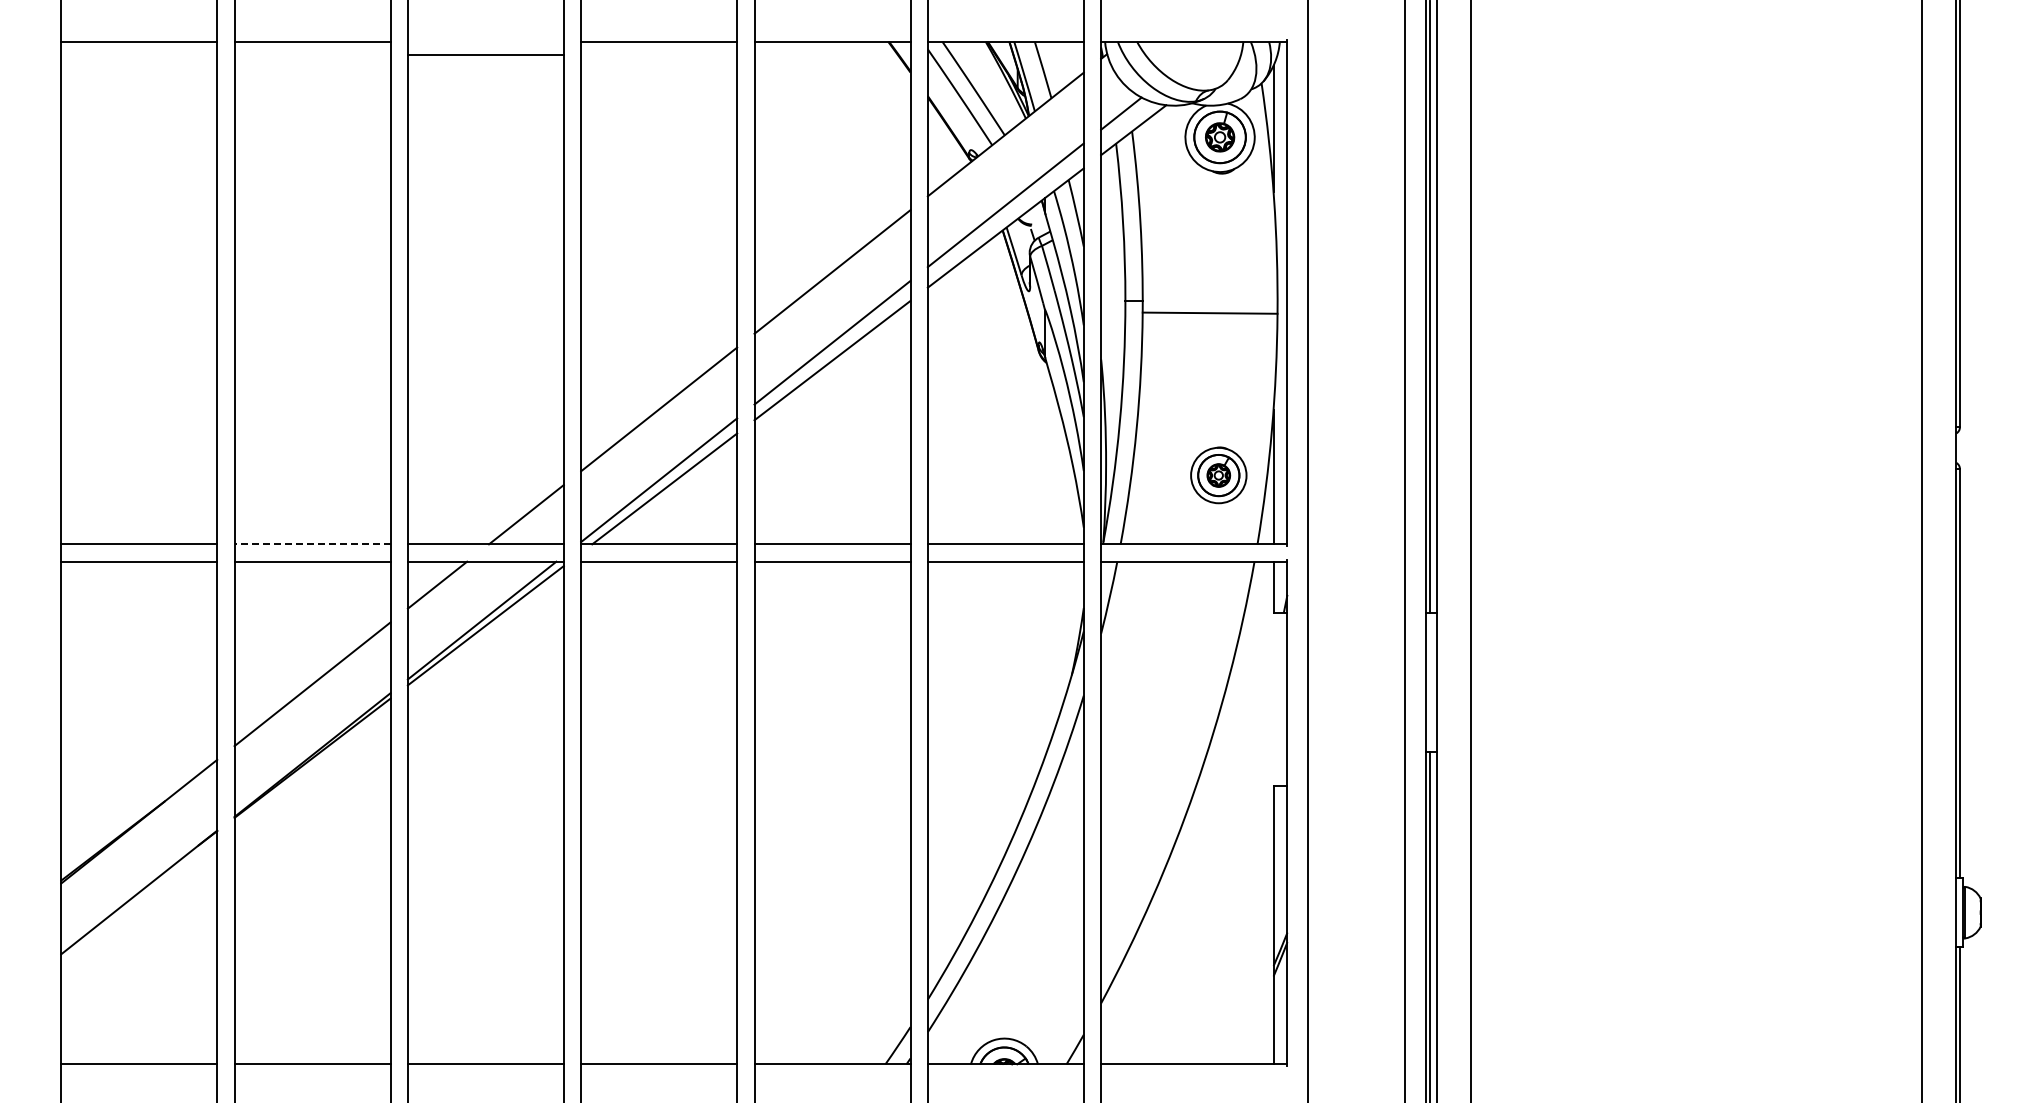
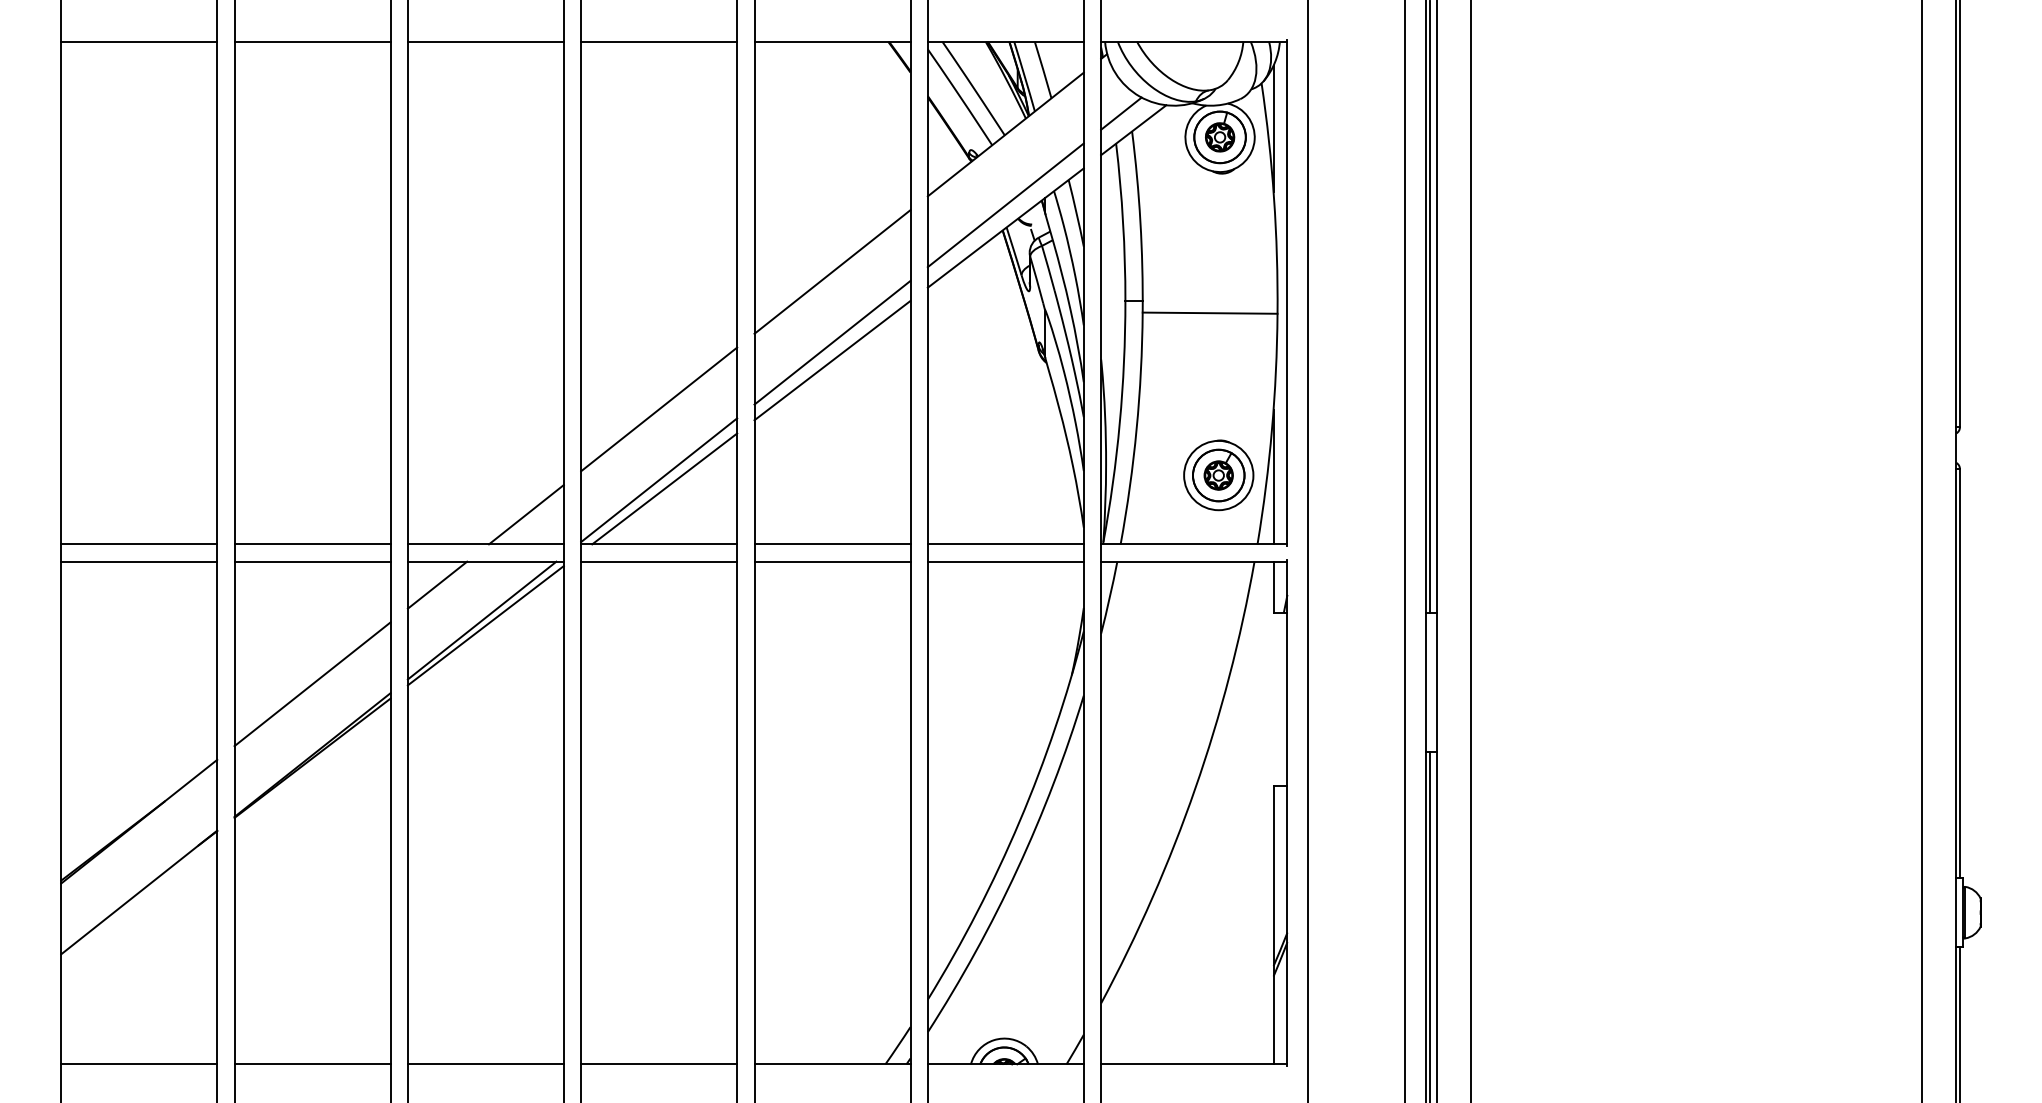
line position: (485, 54) -> (485, 41) (485, 41)
part size: 58x59 px -> 72x73 px (1218, 475)
line: dashed -> solid (312, 544)
